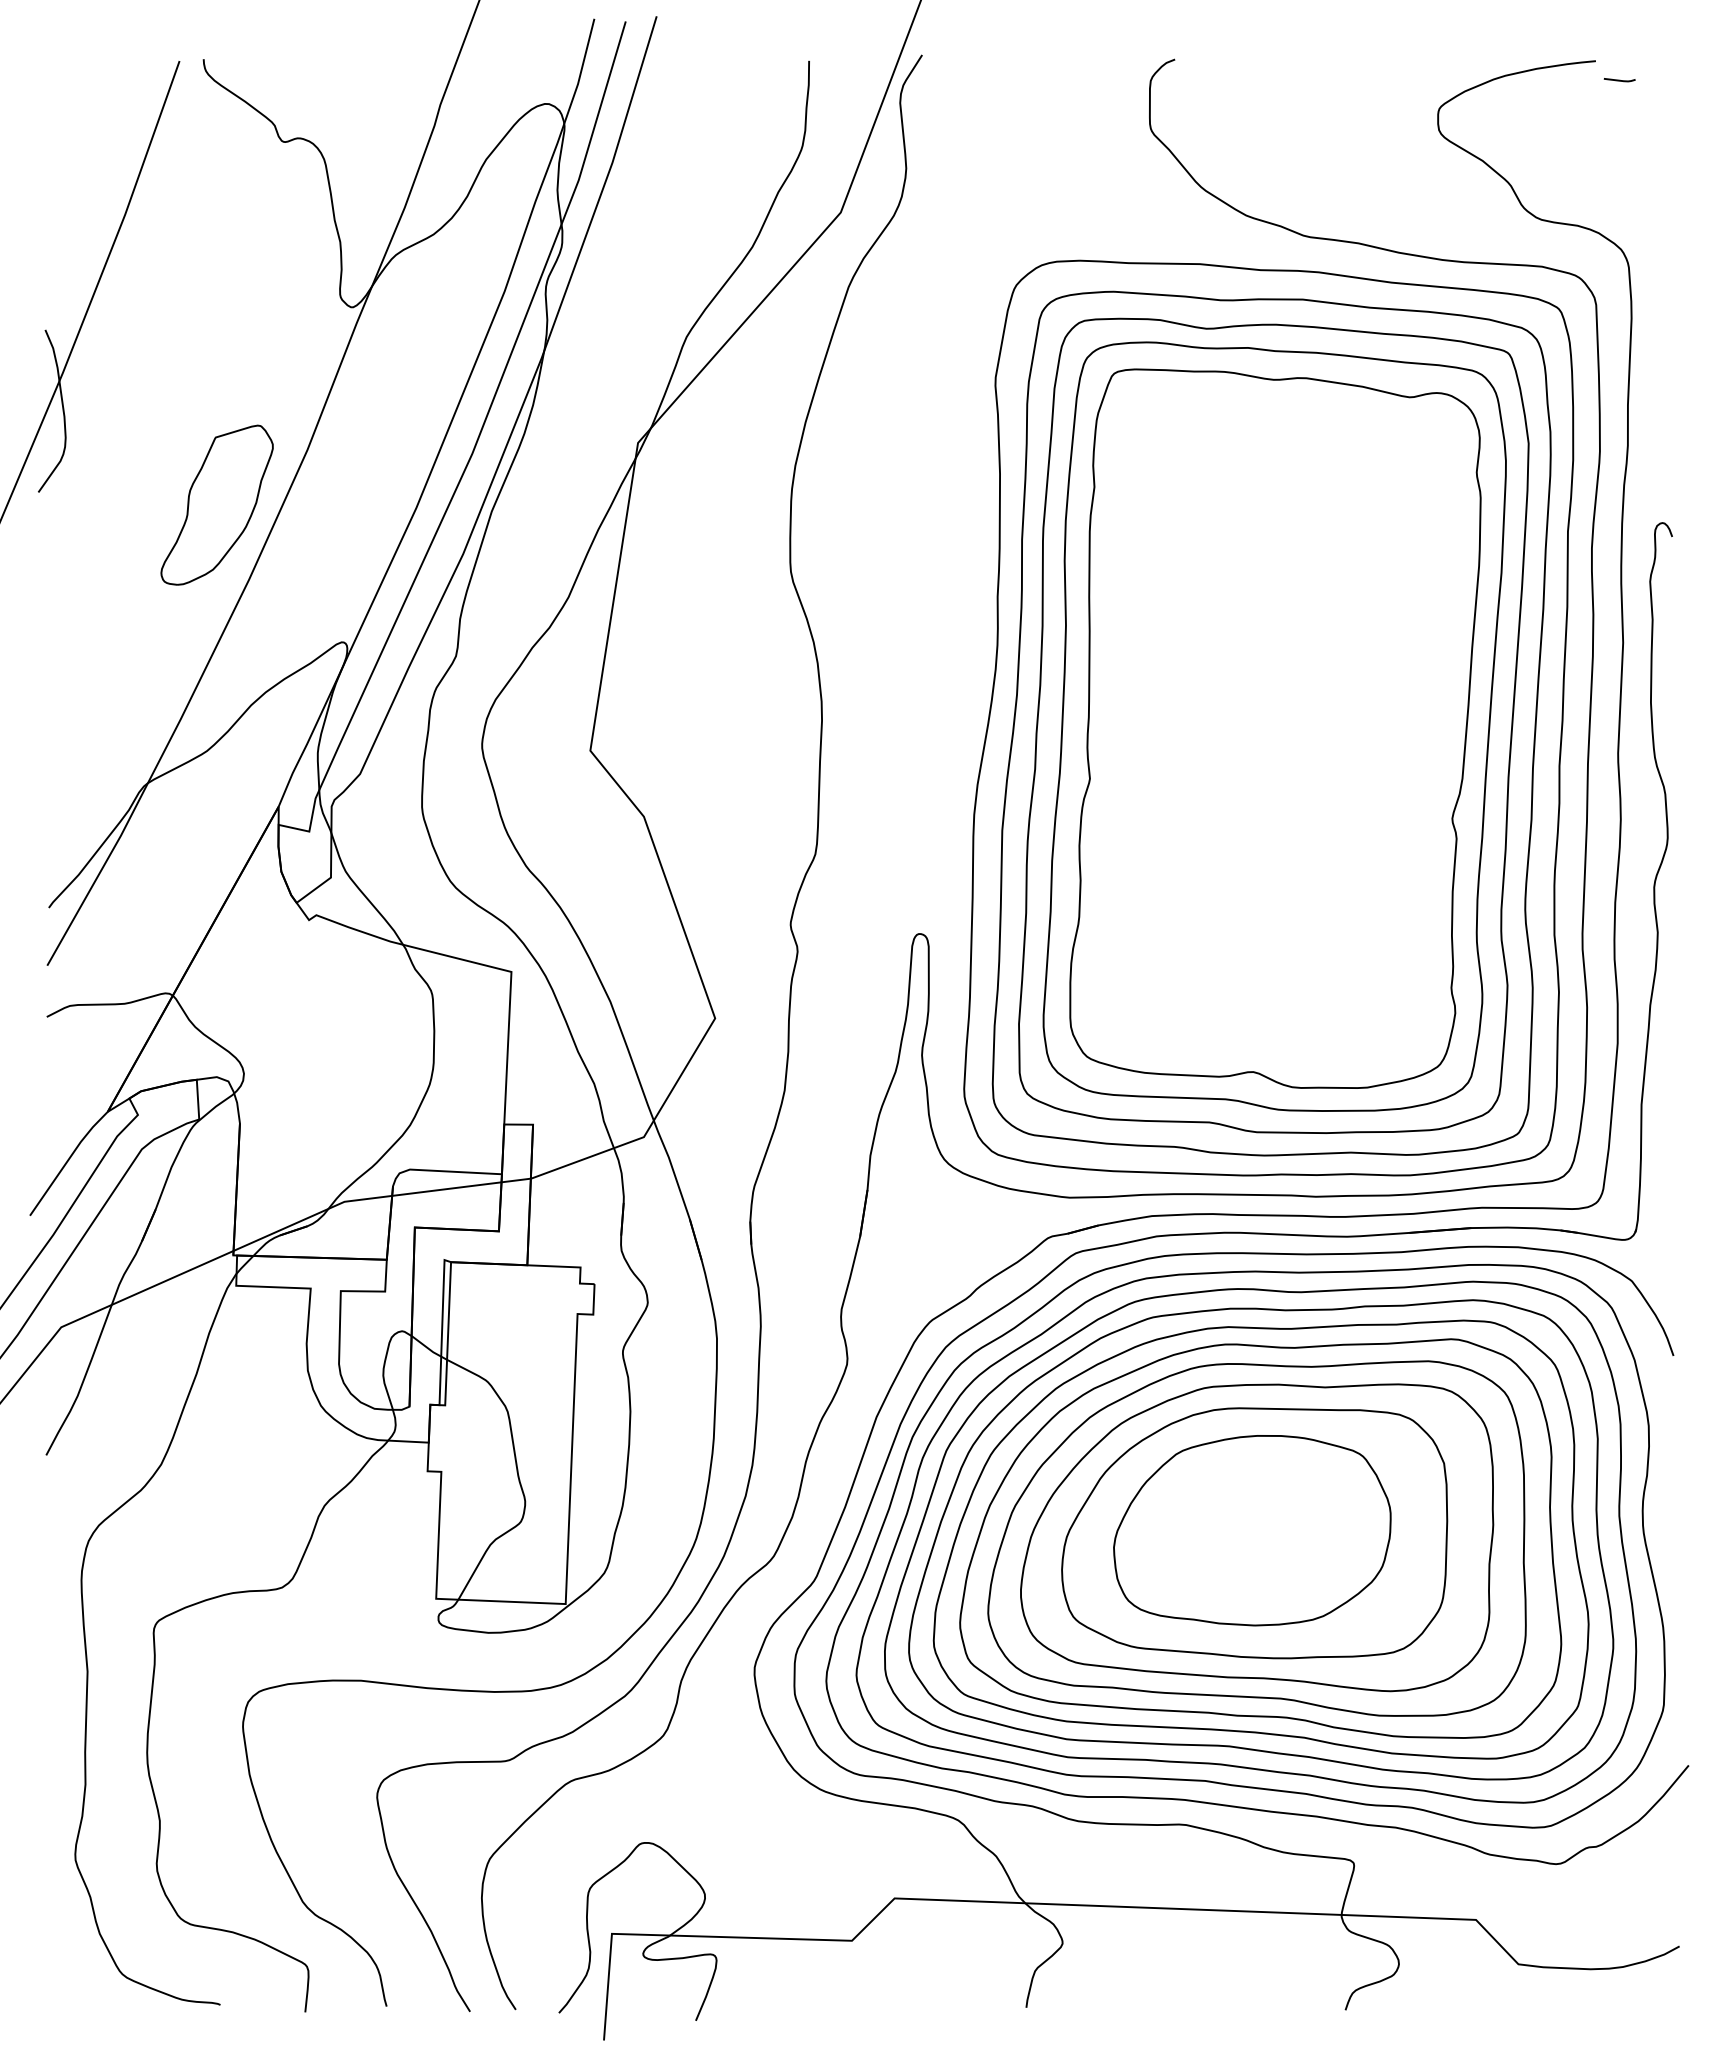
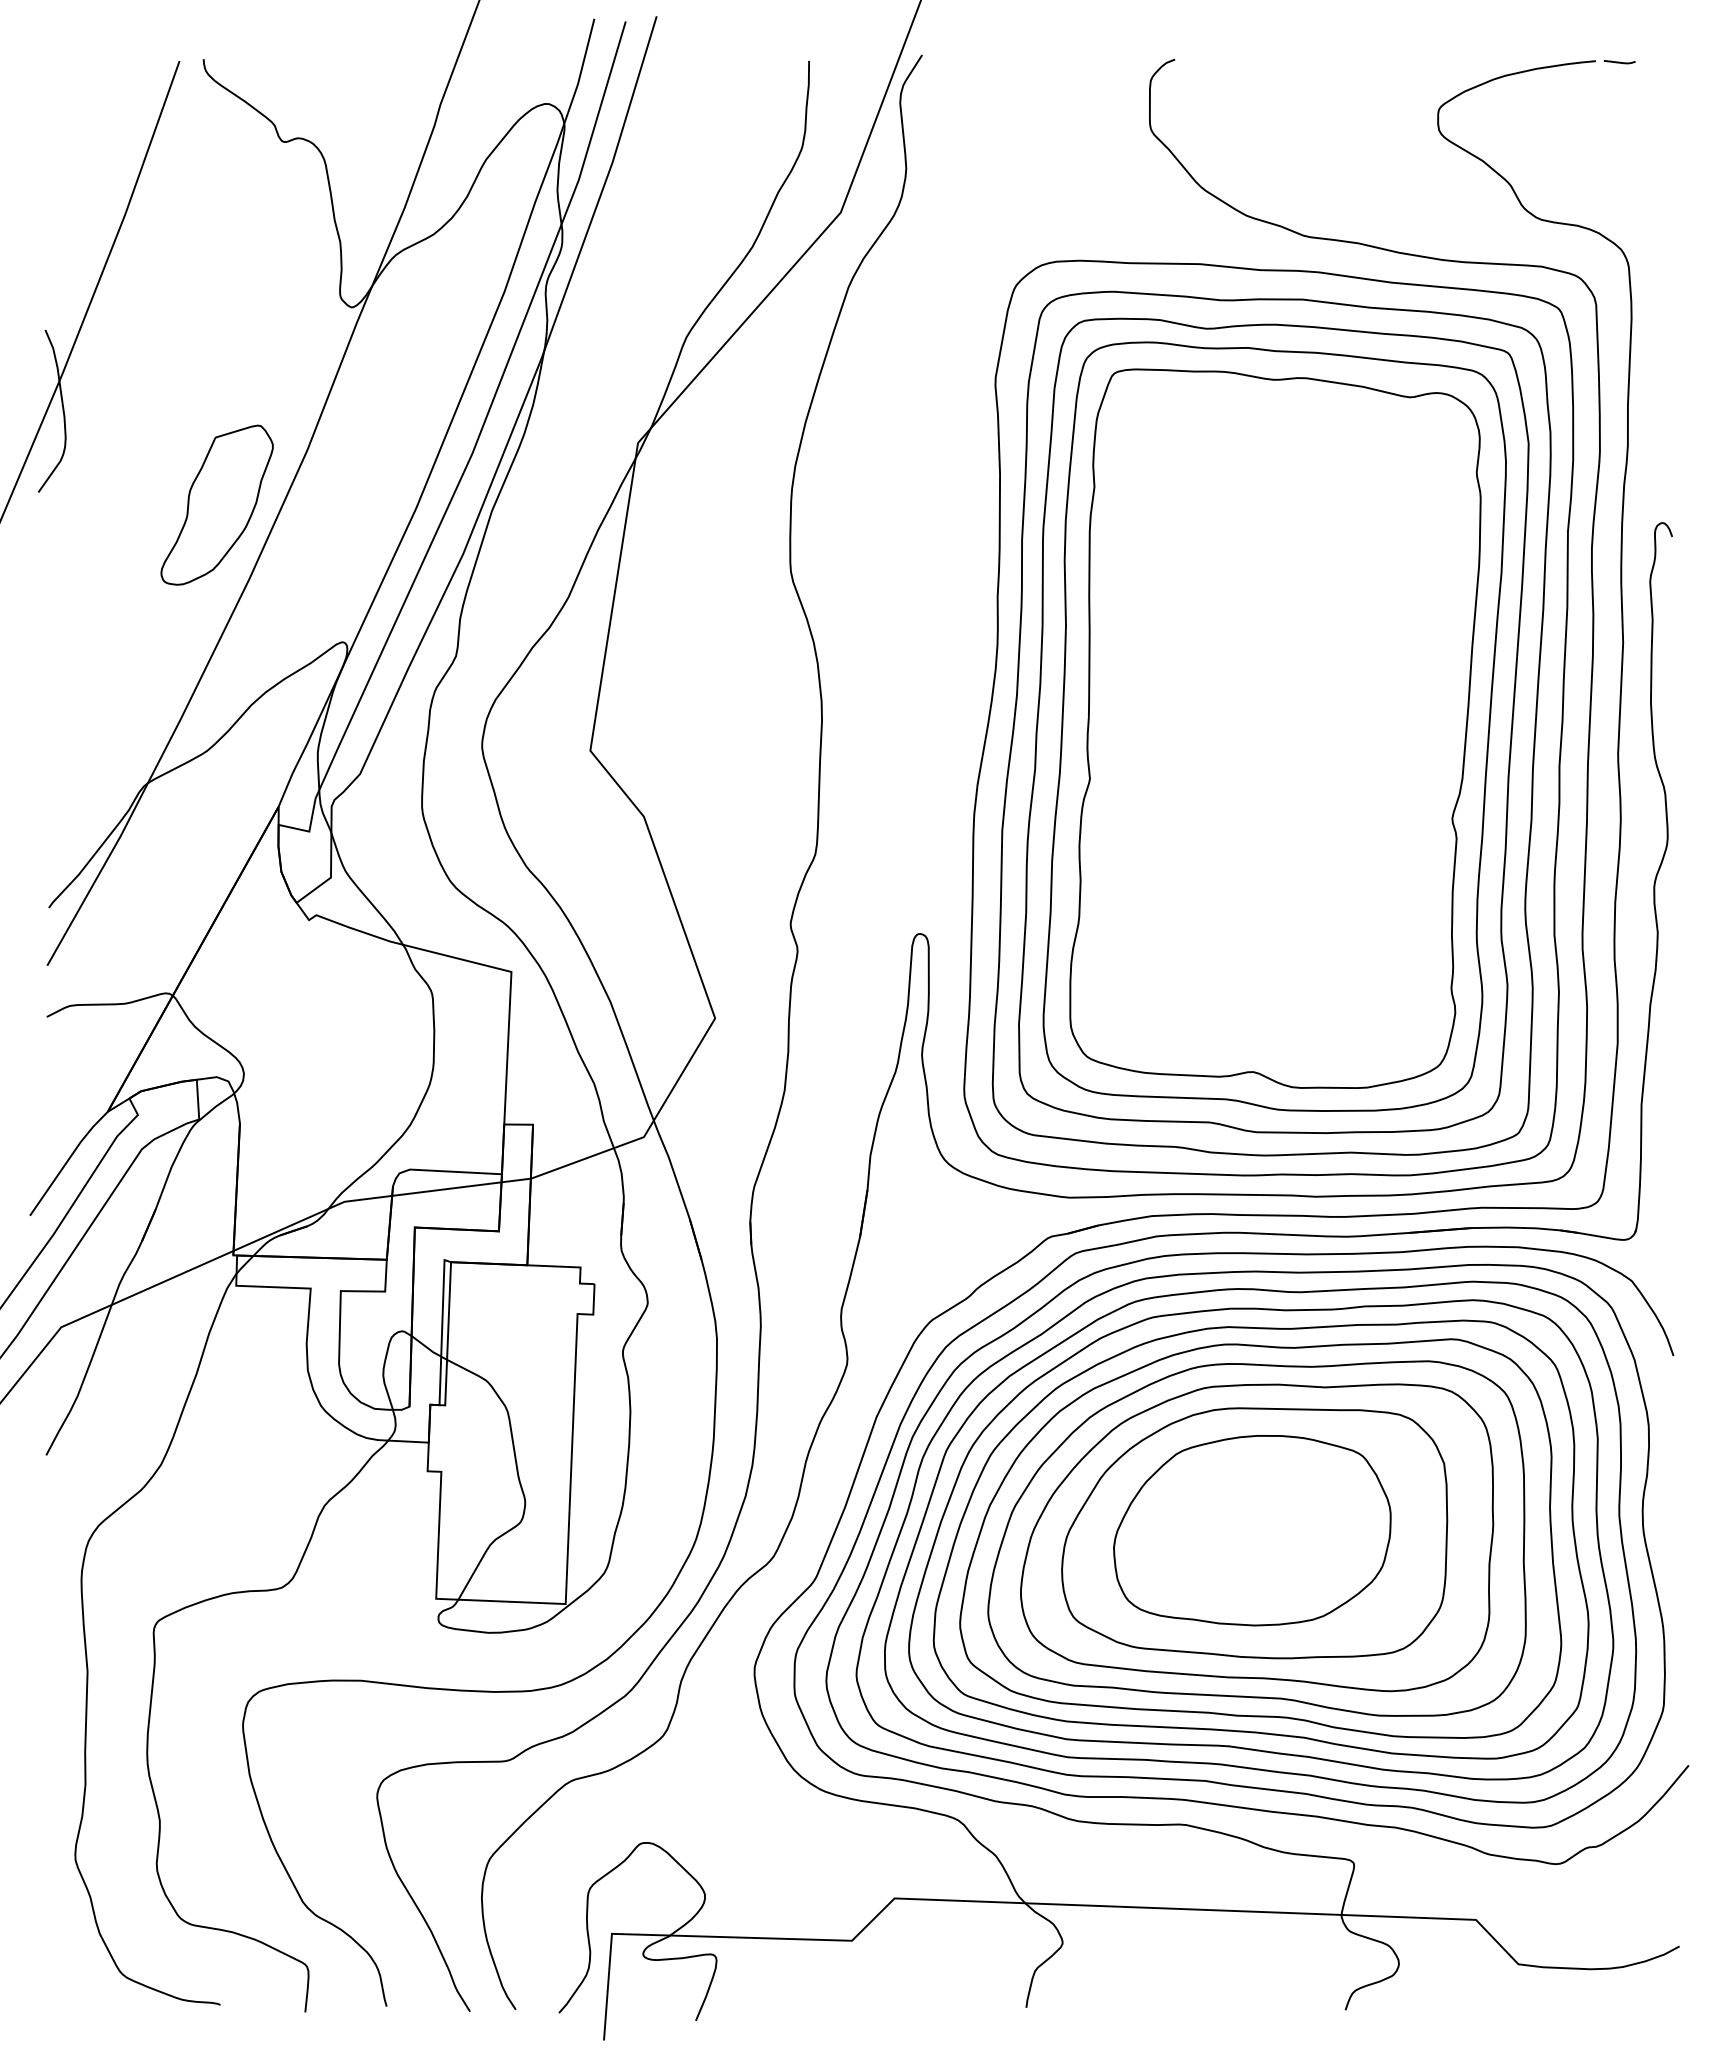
line position: (1619, 80) -> (1619, 62) (1619, 62)
